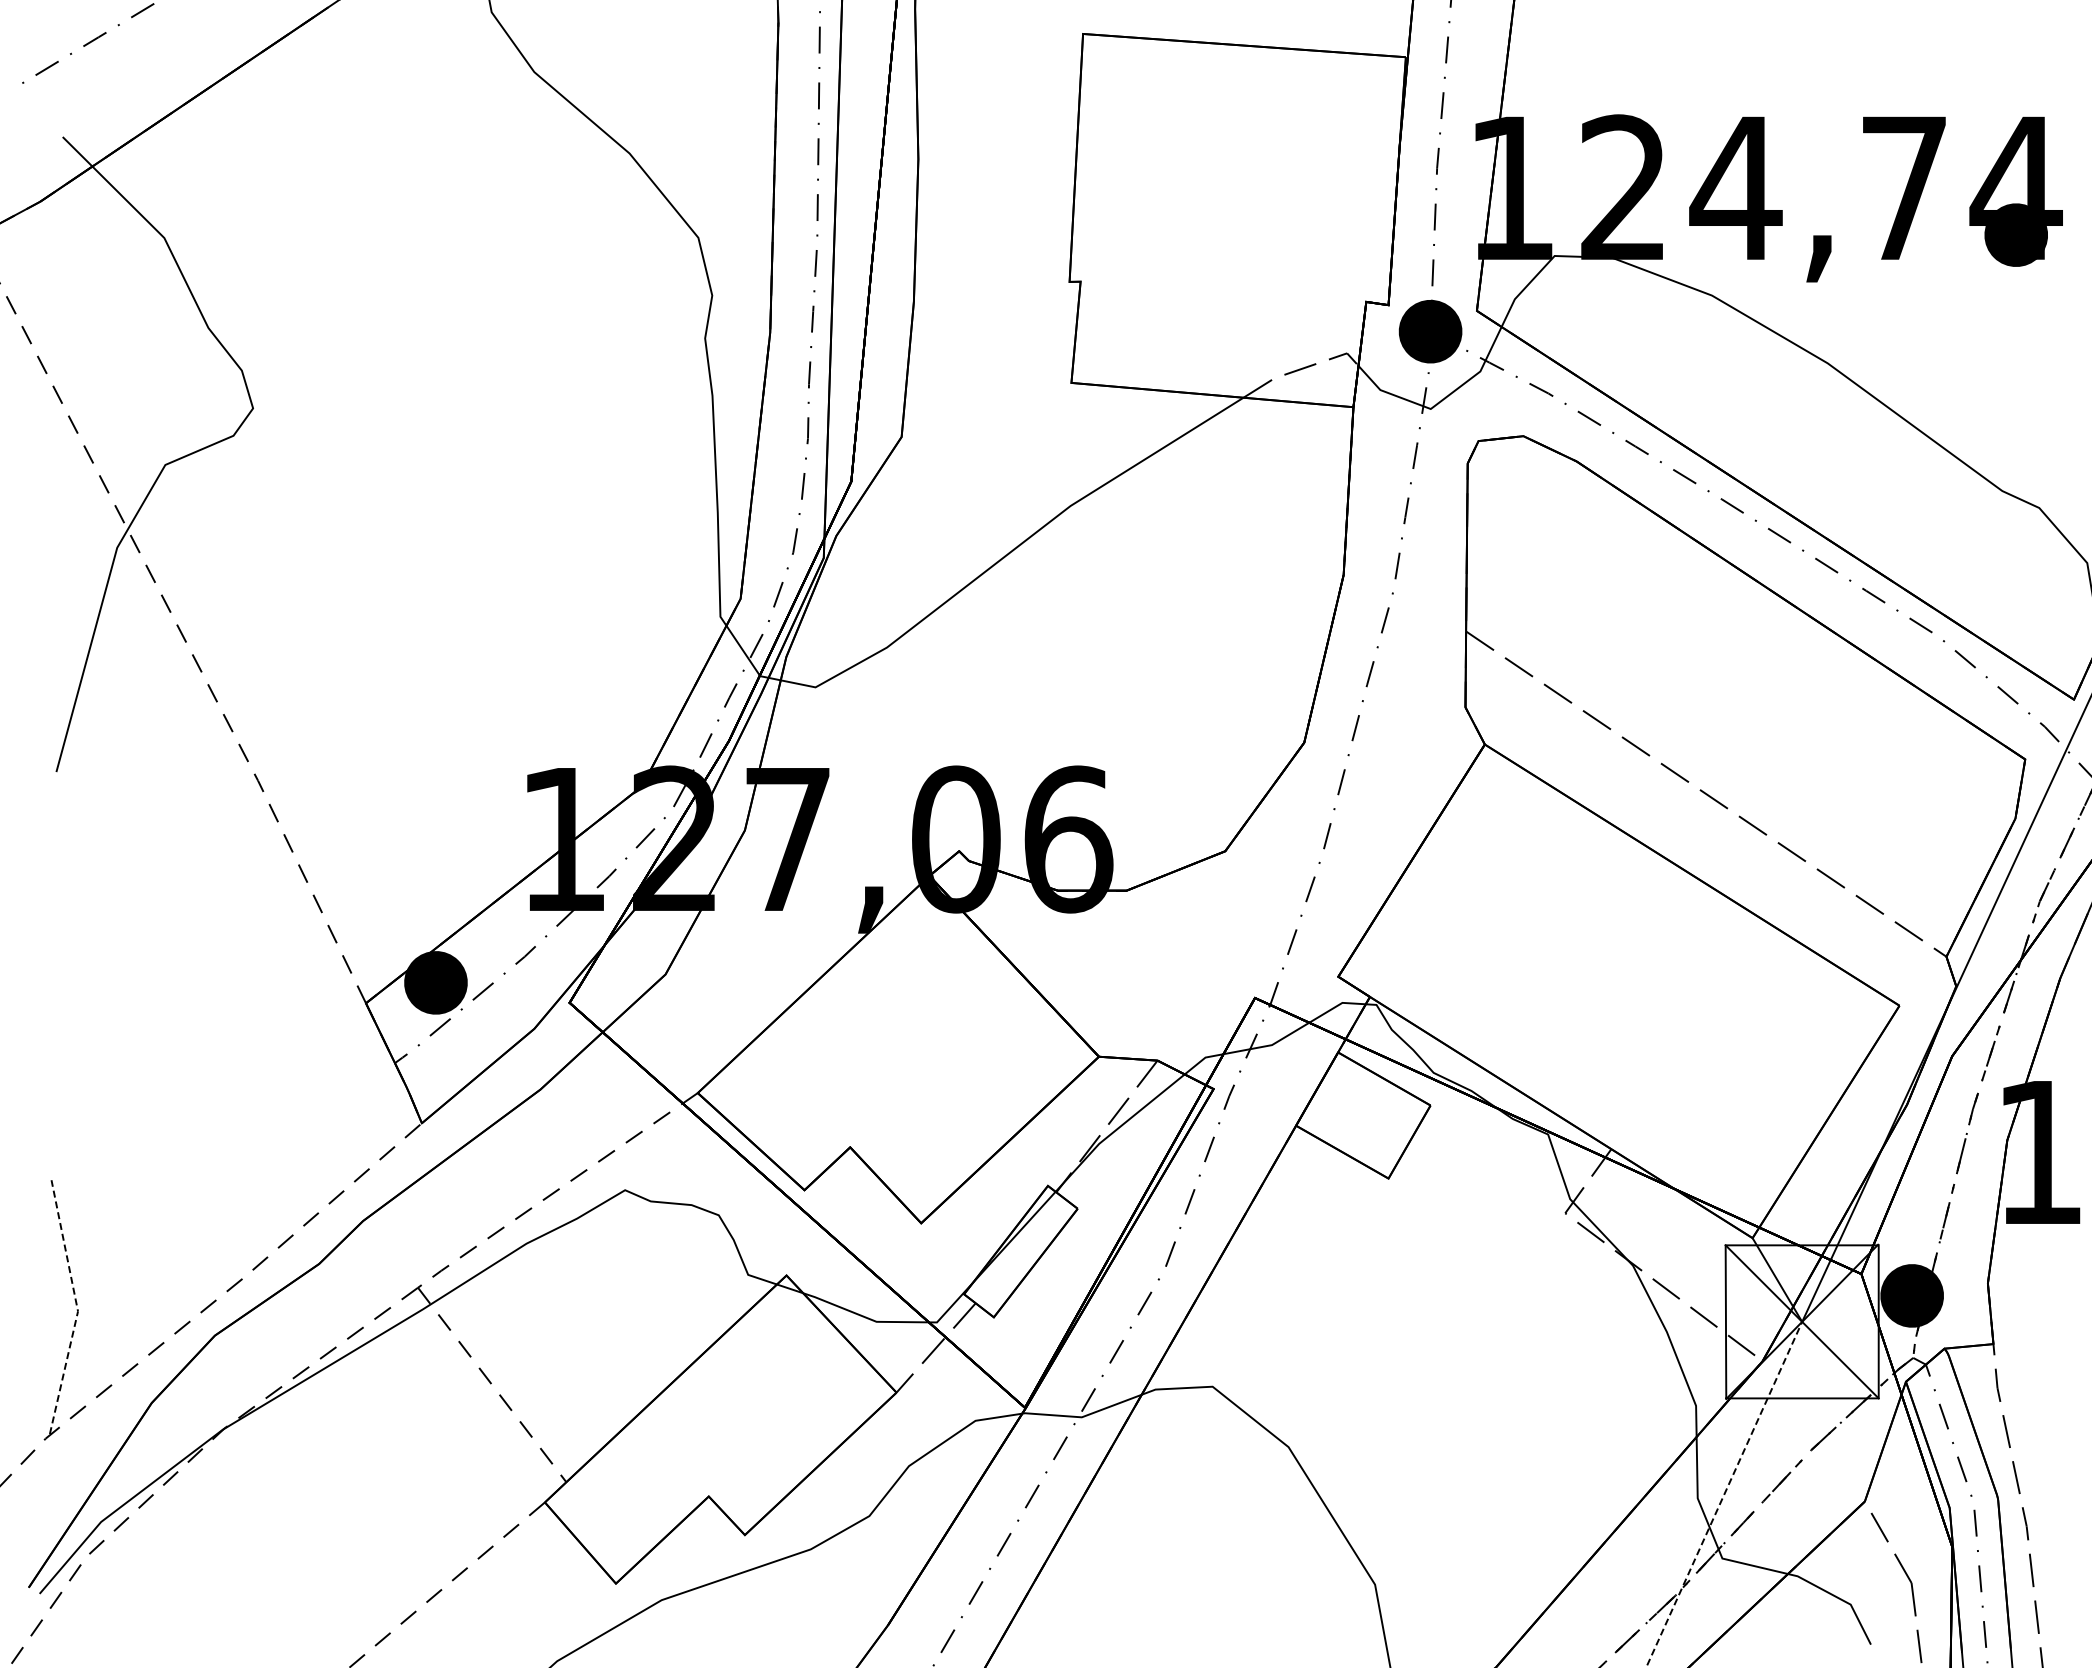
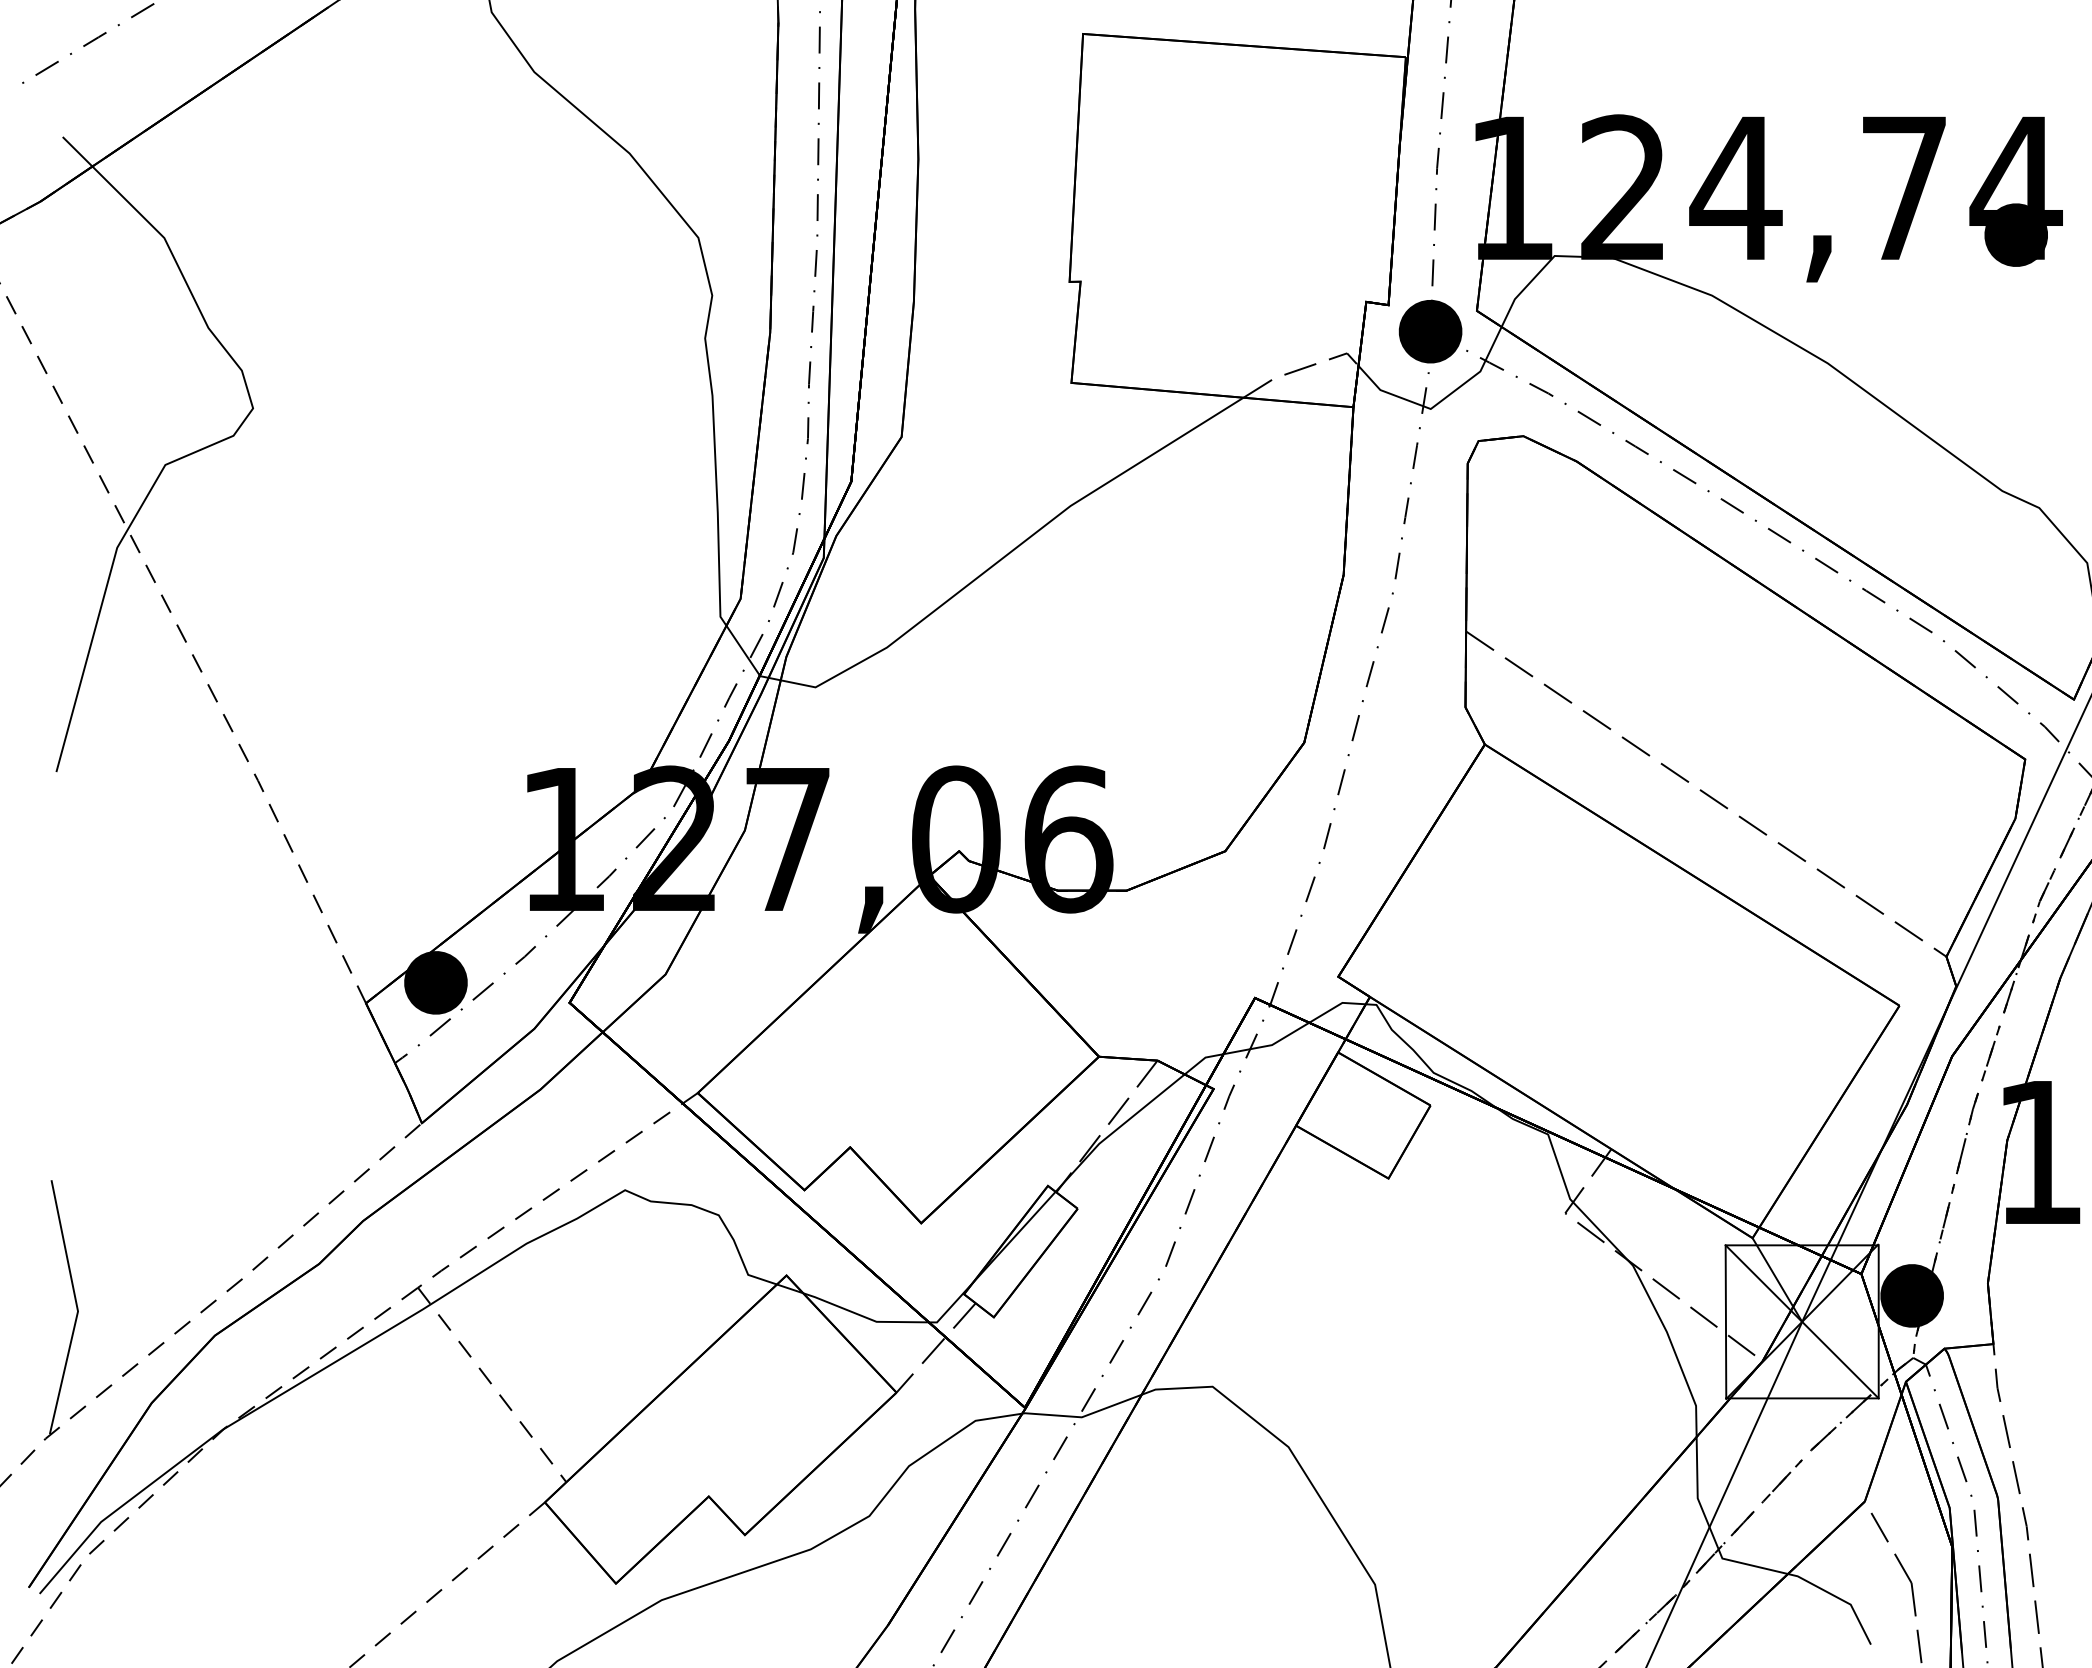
line: dashed -> solid (77, 1307)
line: dashed -> solid (1724, 1494)
